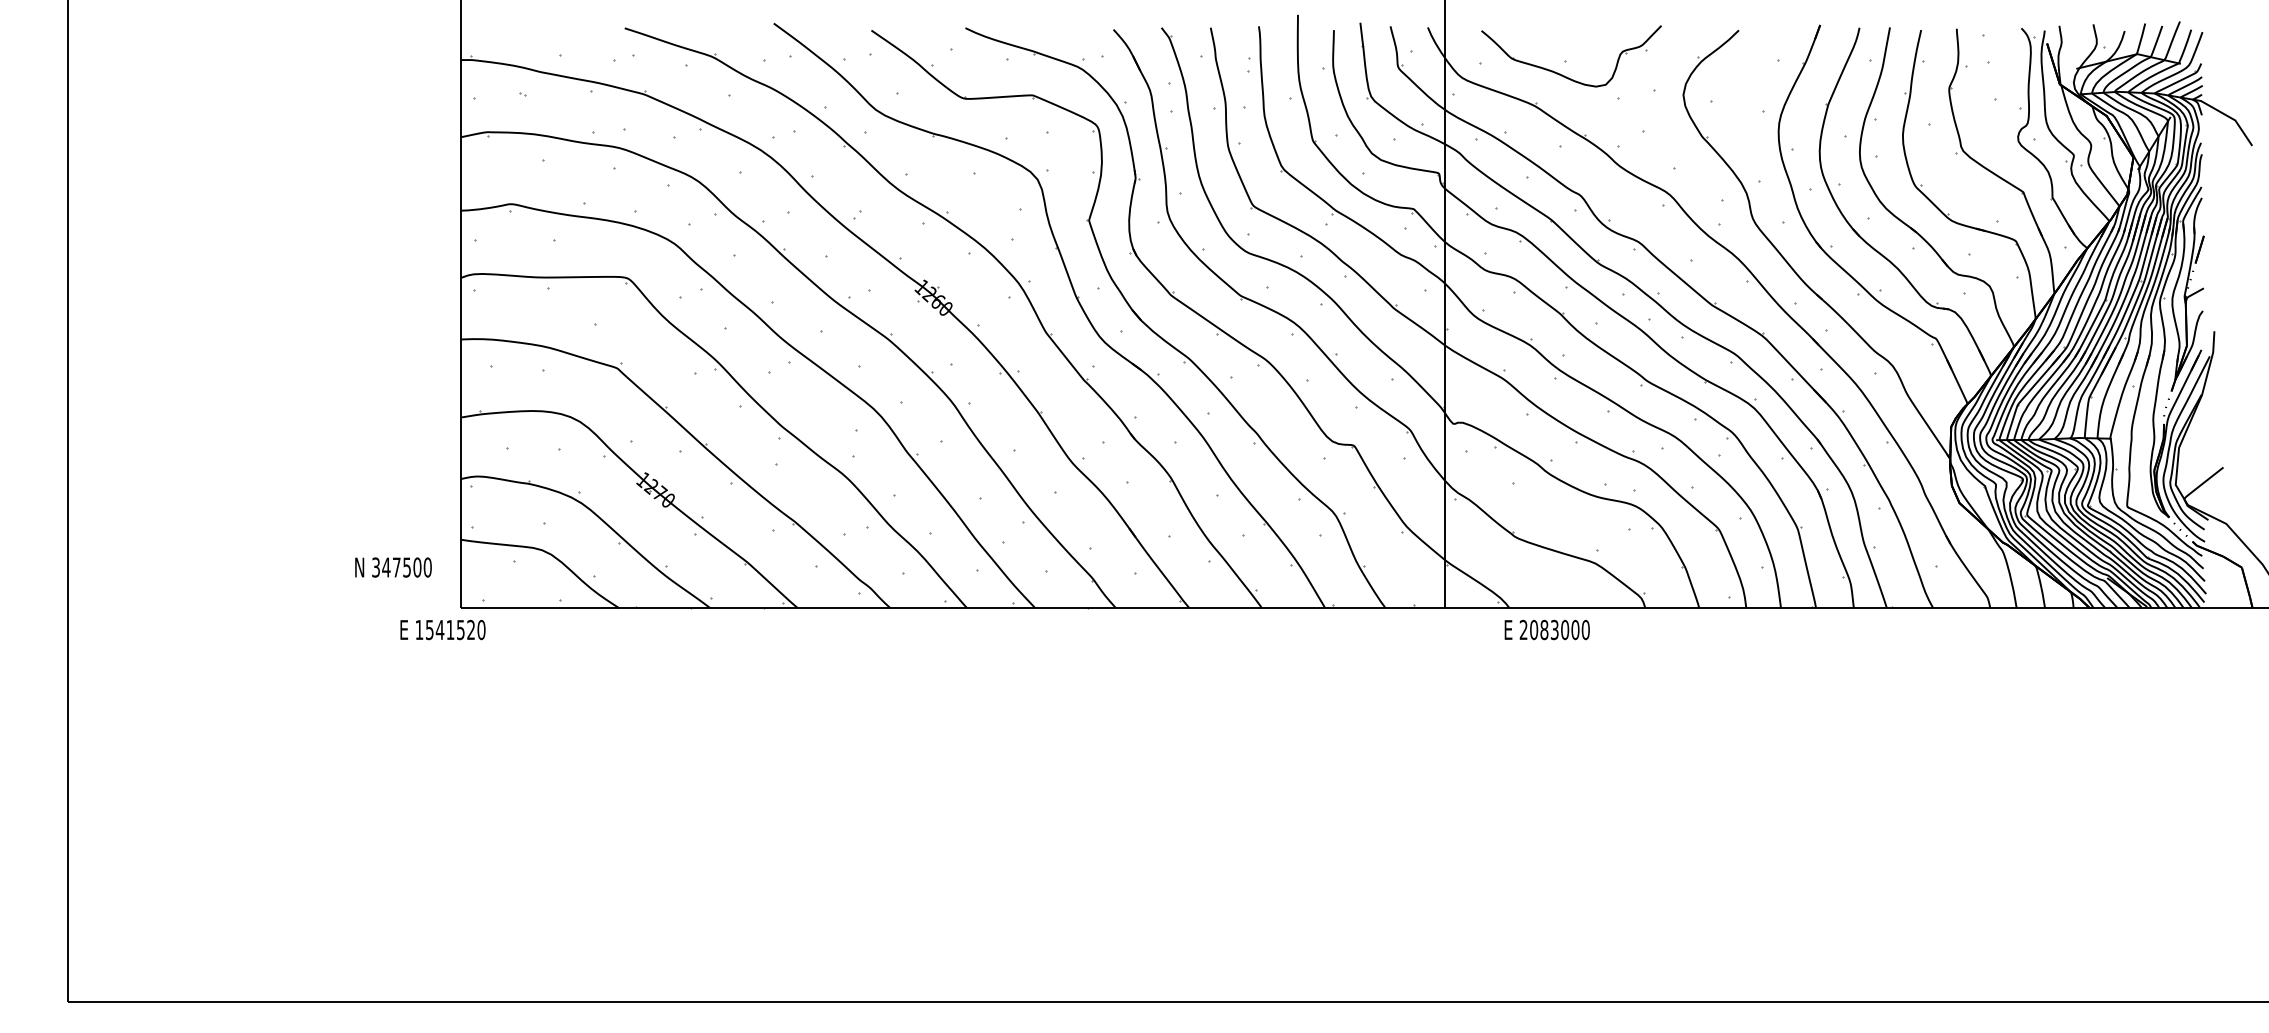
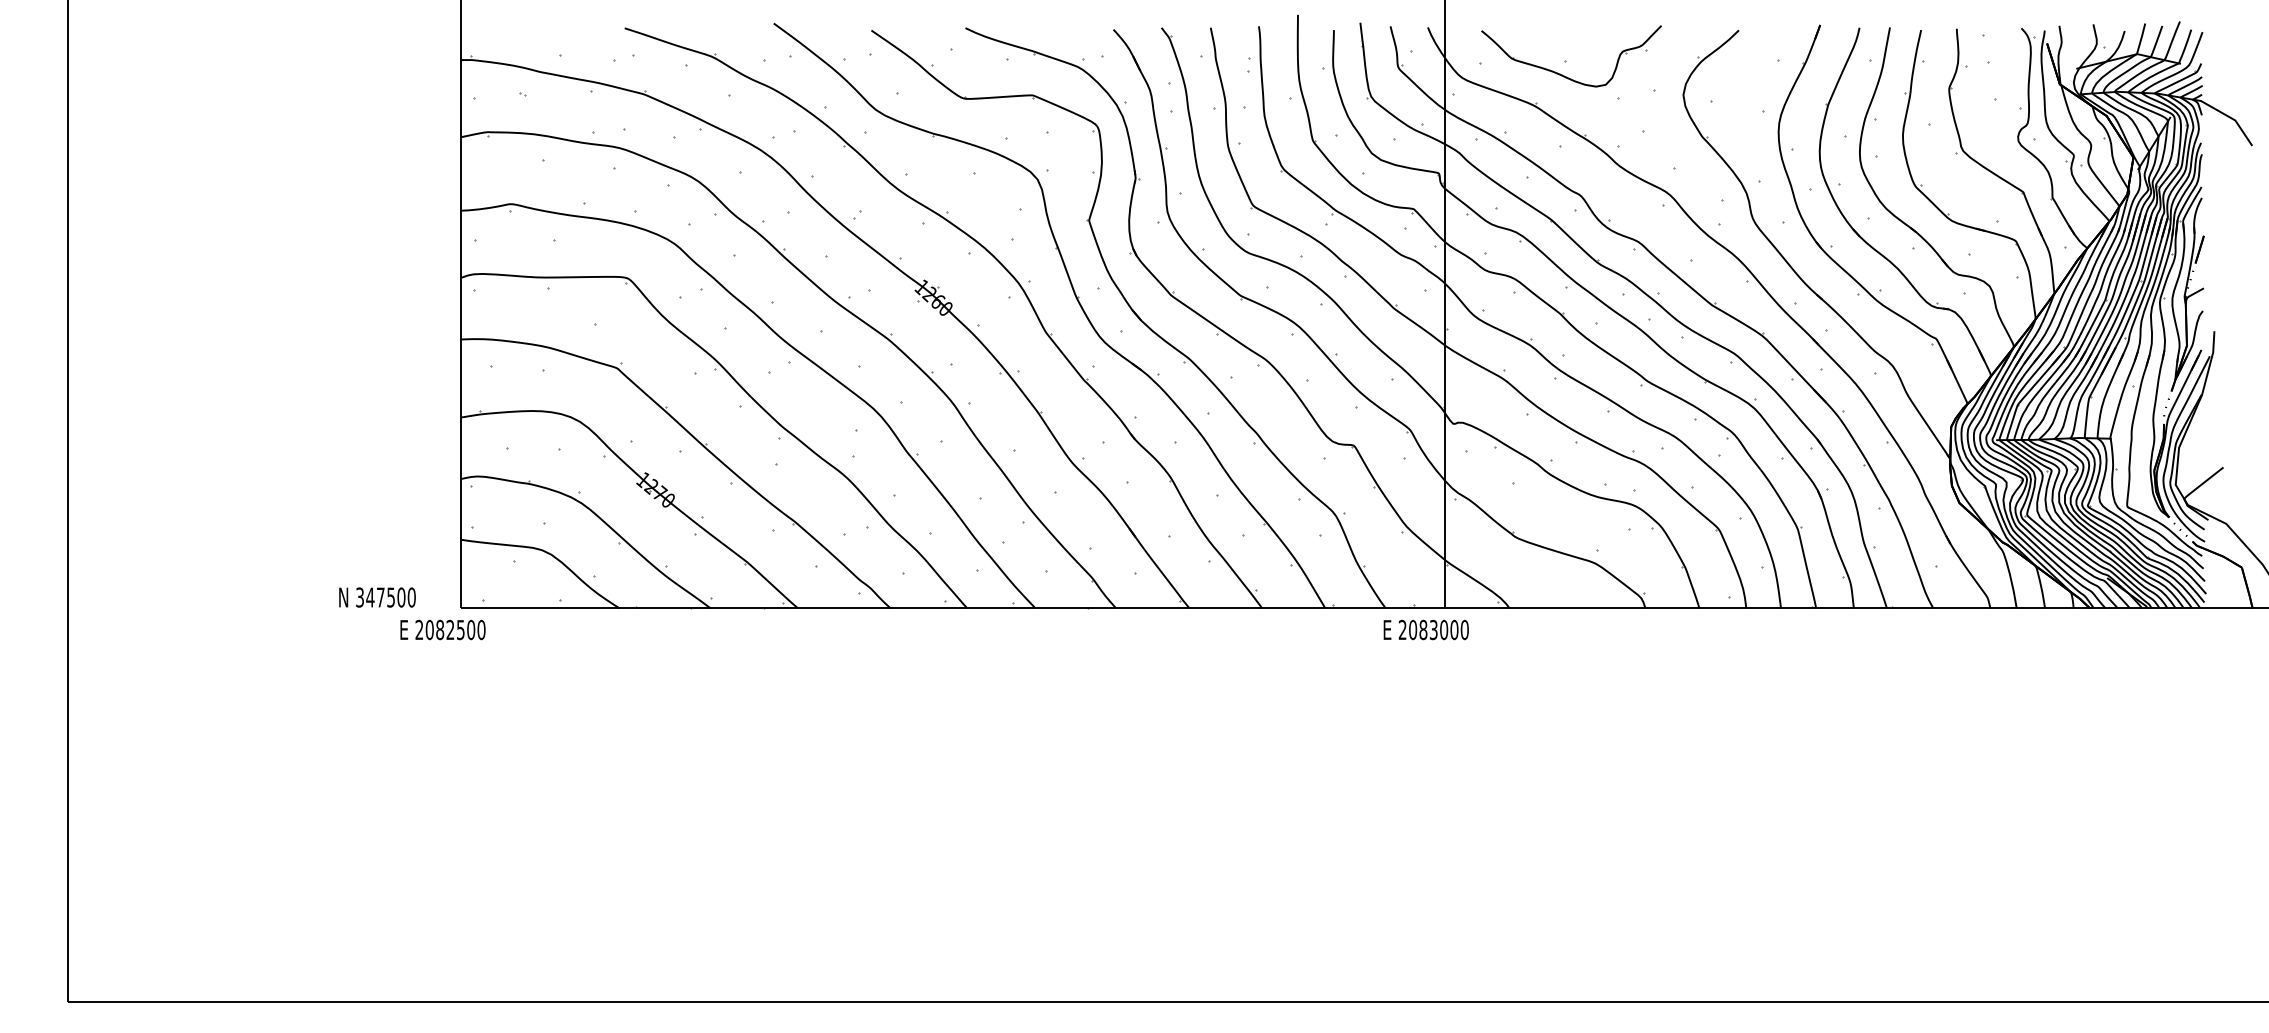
text position: (393, 567) -> (377, 597) (377, 597)
text: 1541520 -> 2082500 (445, 629)
text position: (1546, 629) -> (1425, 629) (1425, 629)
